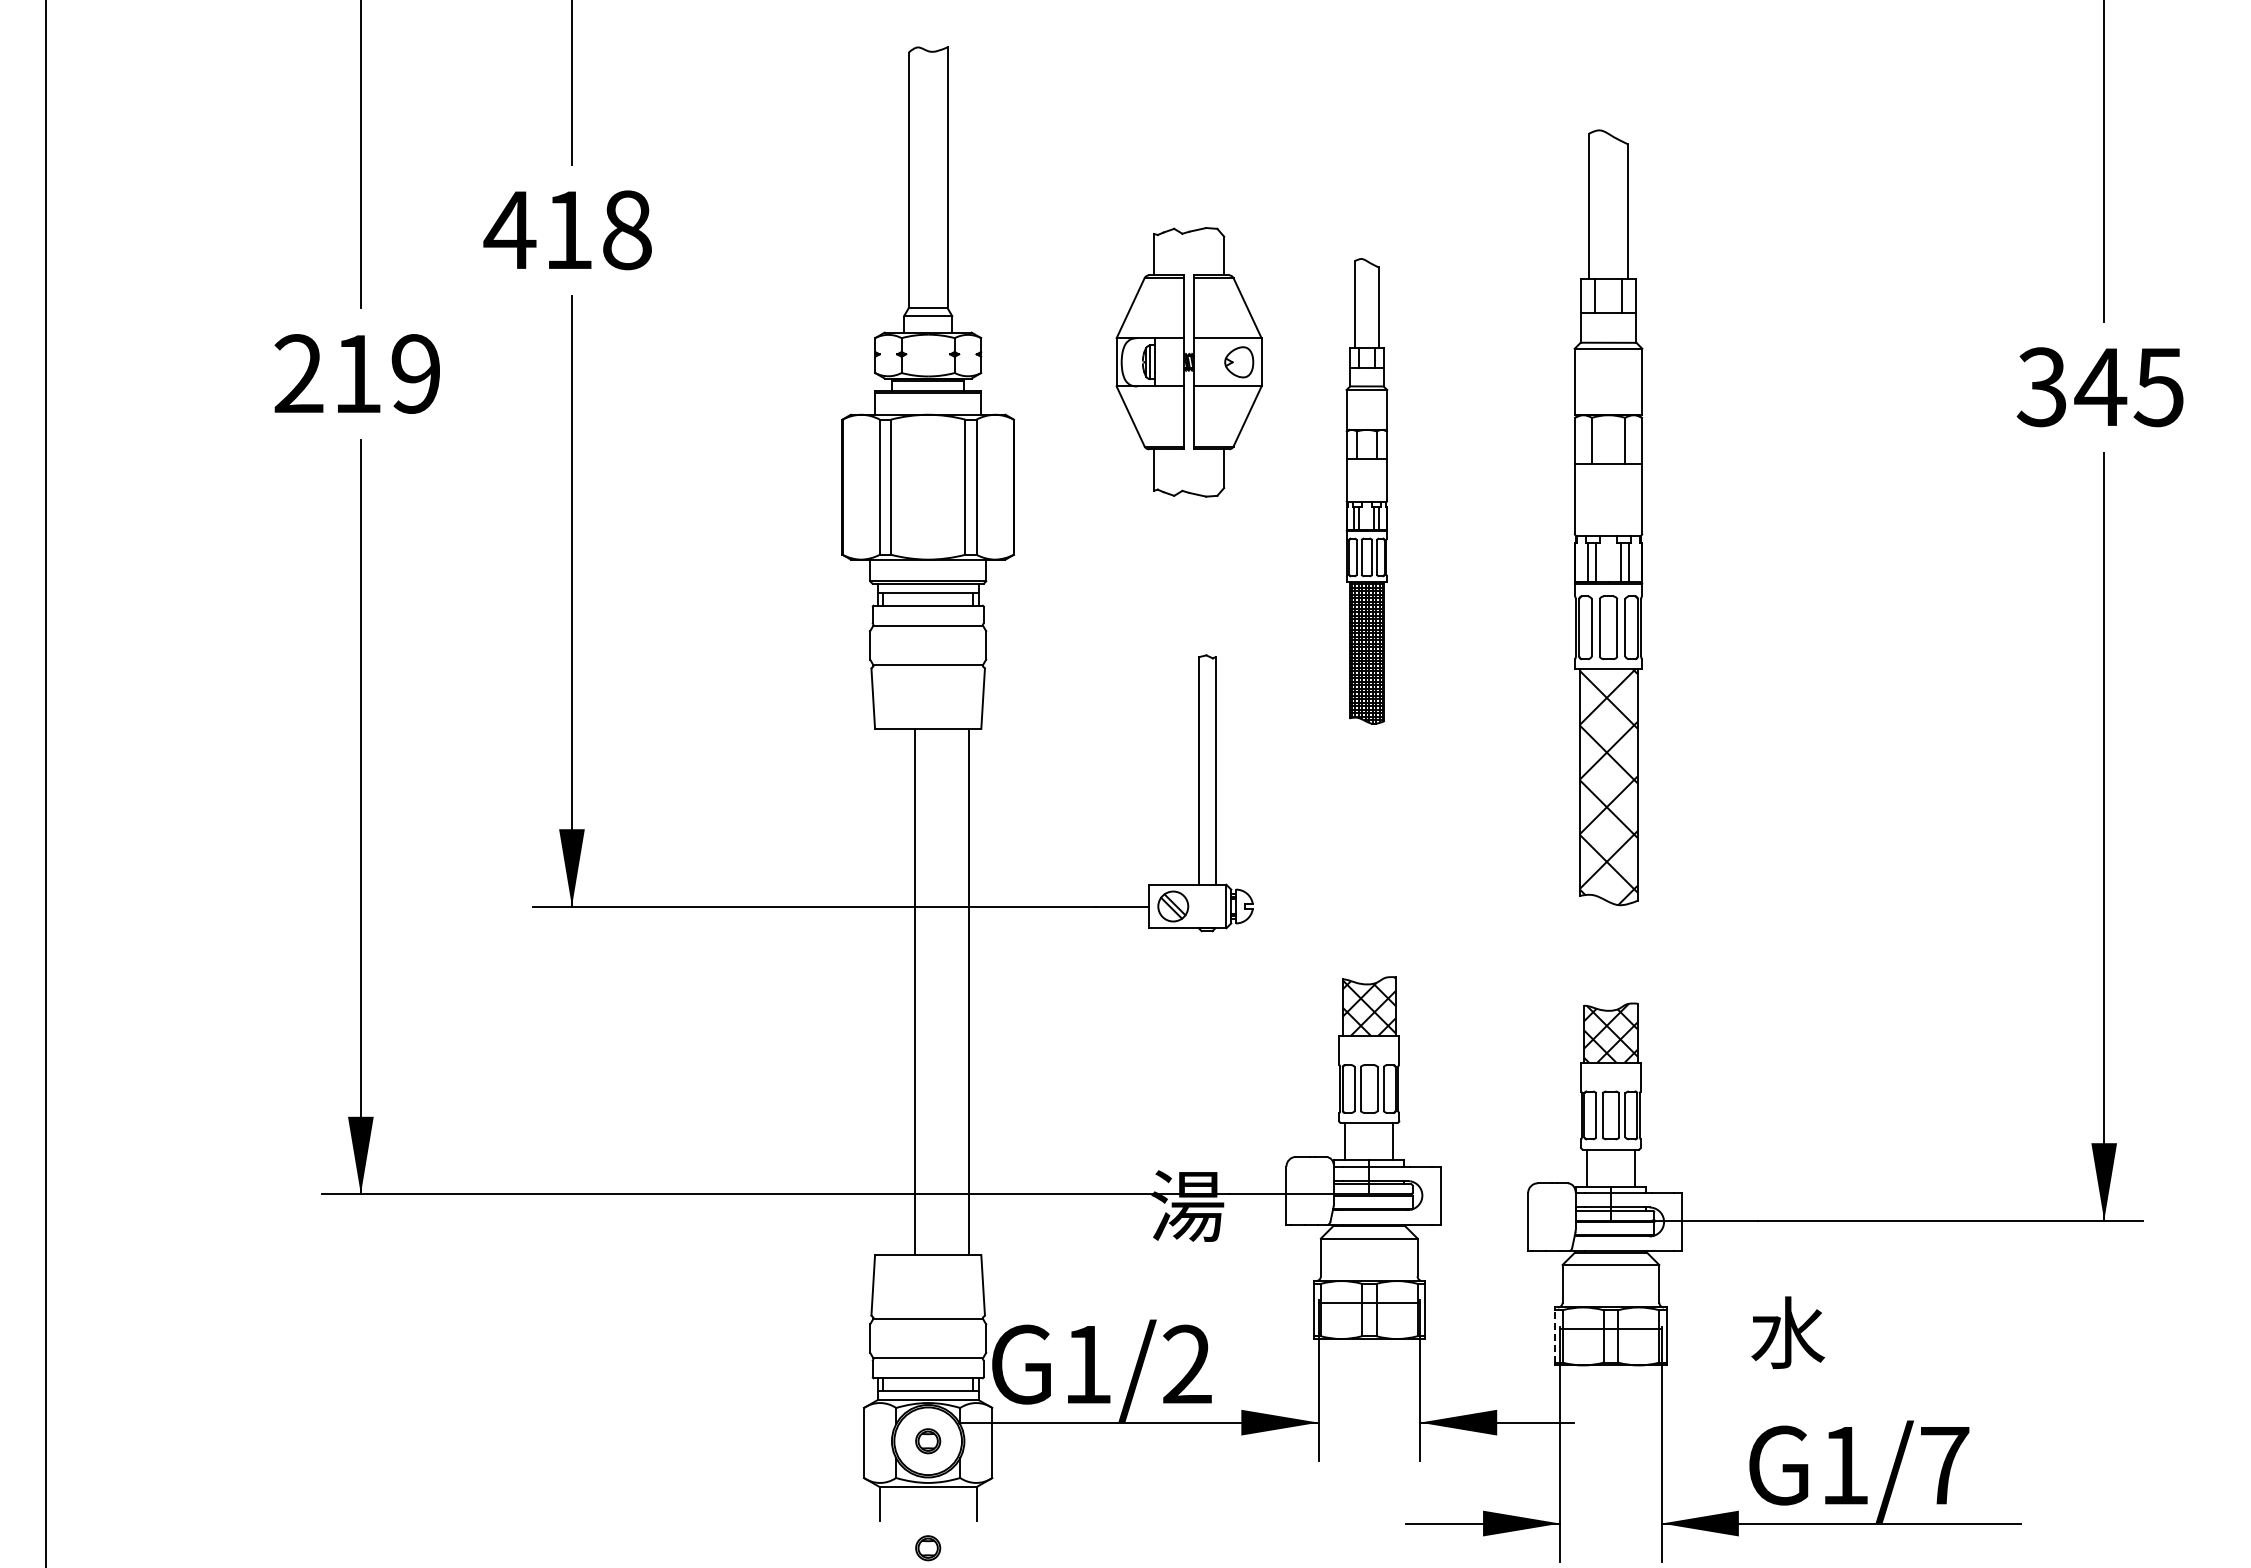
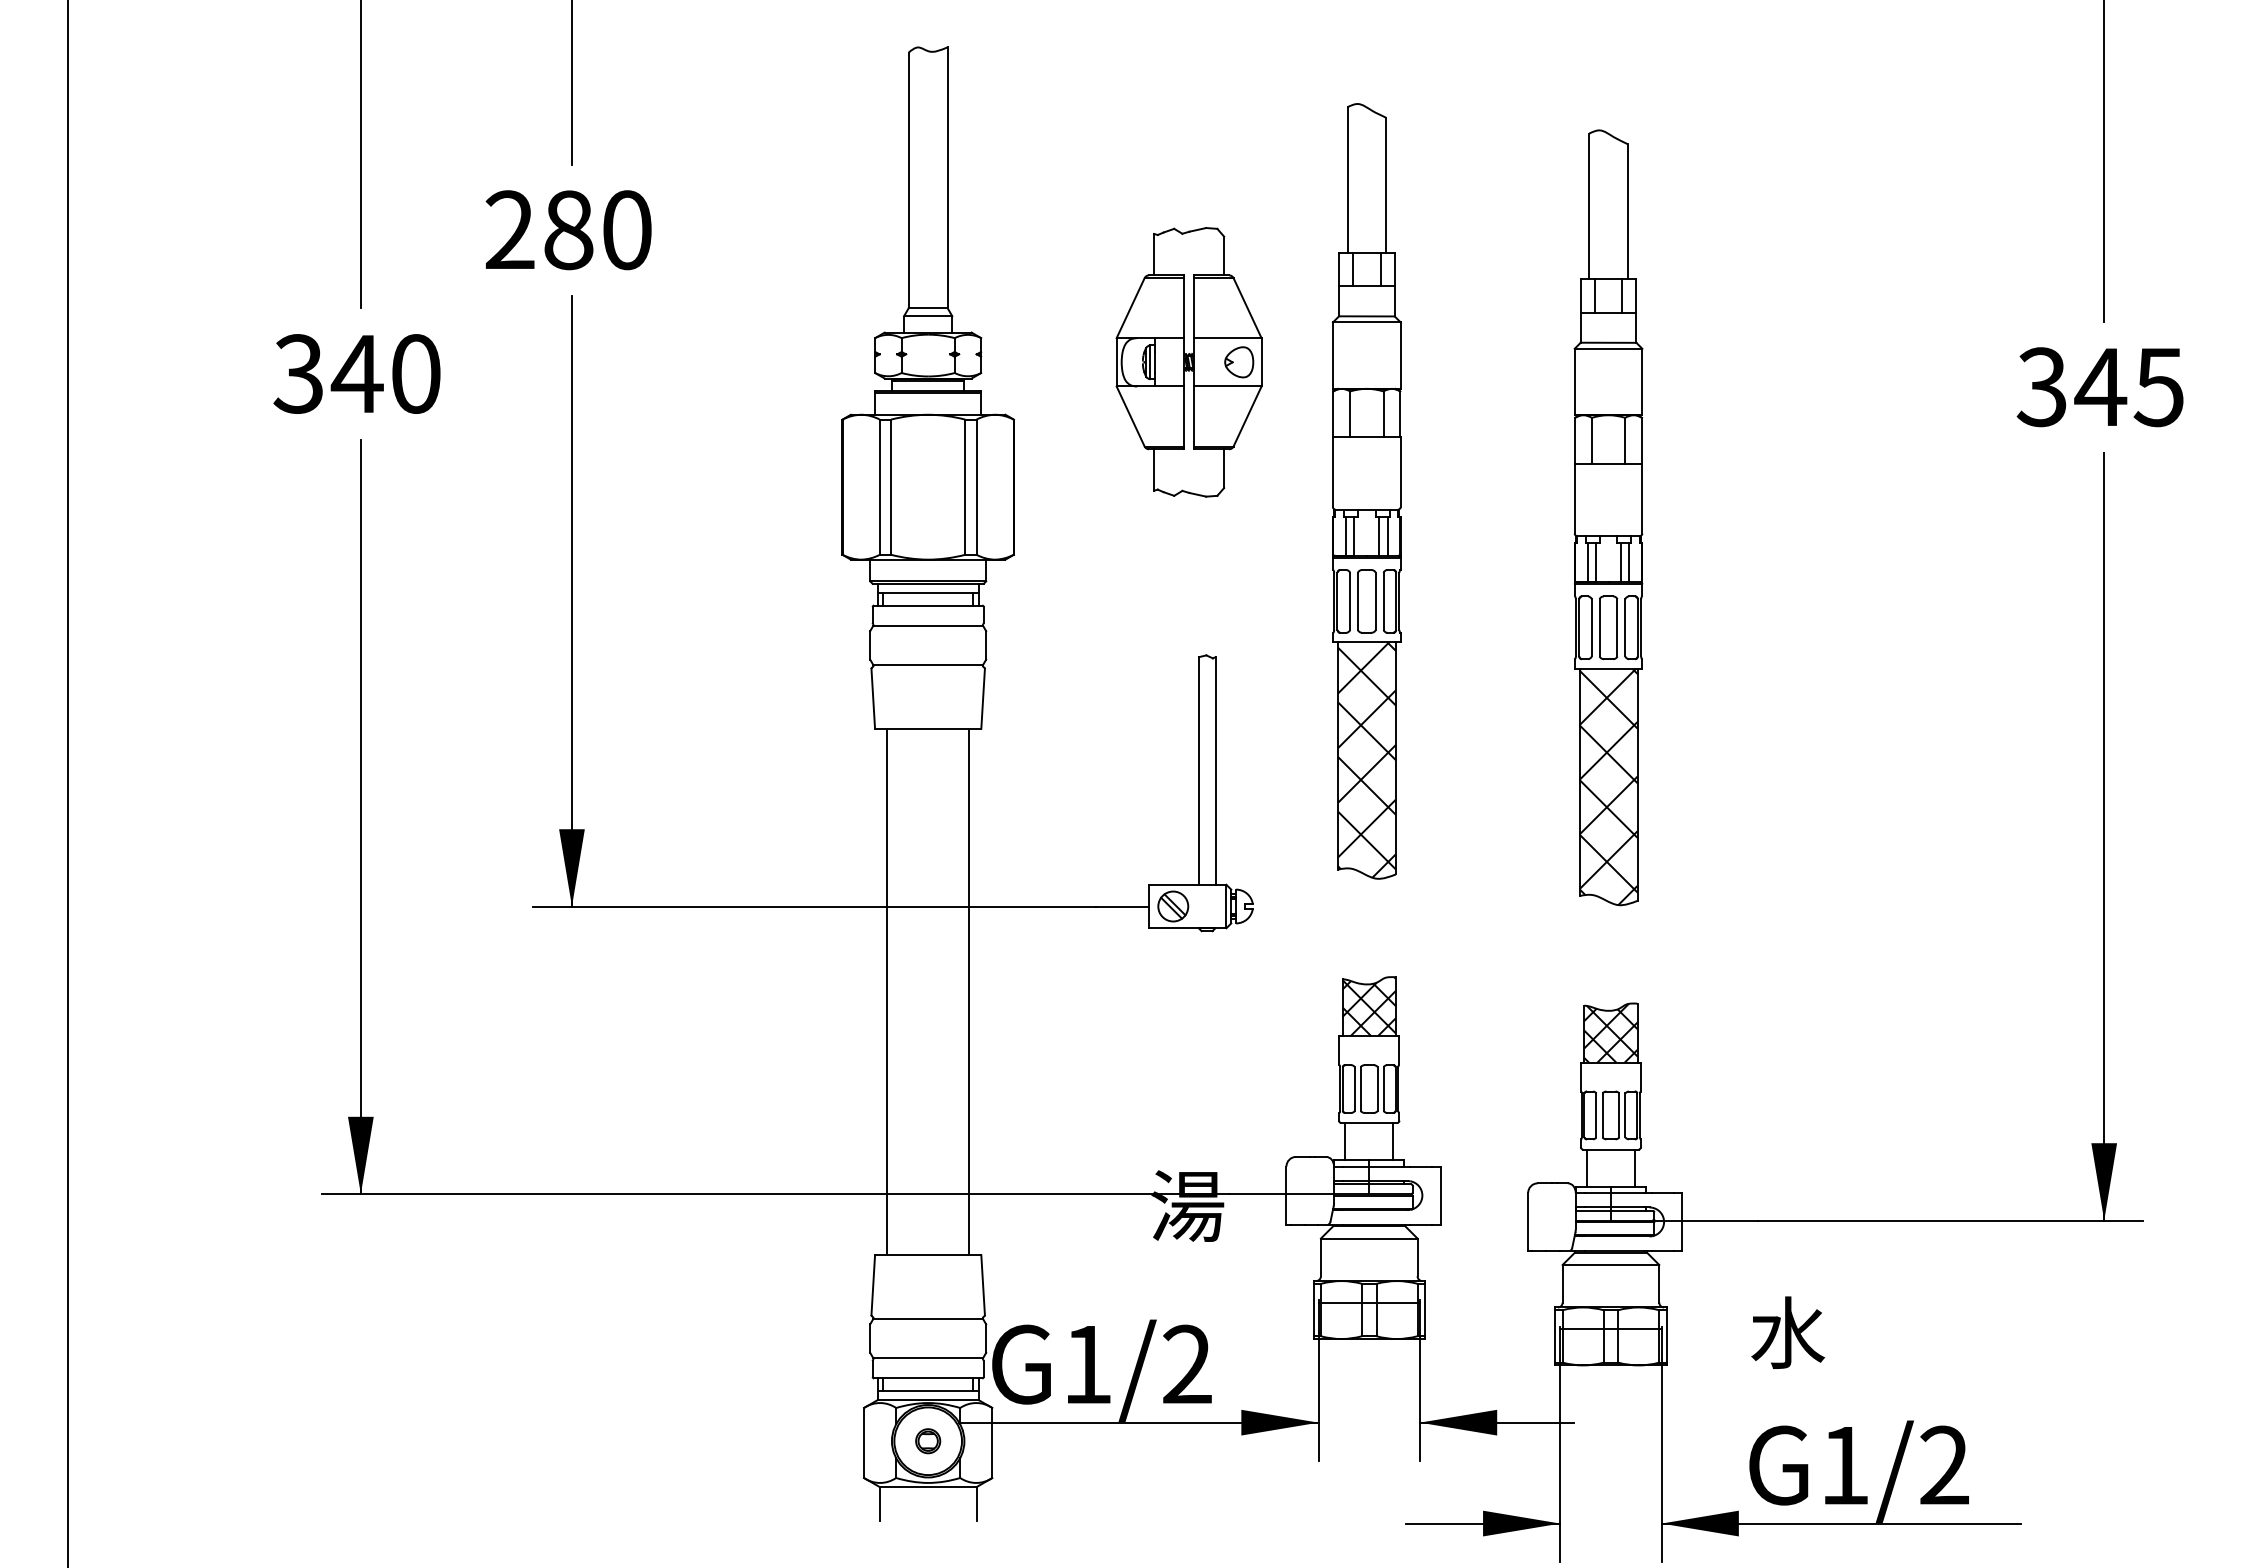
text: 418 -> 280 (567, 230)
text: 219 -> 340 (356, 373)
part size: 44x467 px -> 70x777 px (1366, 491)
line position: (45, 783) -> (67, 783) (67, 783)
line position: (915, 991) -> (887, 991) (887, 991)
line: dashed -> solid (1555, 1335)
text: G1/7 -> G1/2 (1944, 1464)
part: present -> none (928, 1548)
